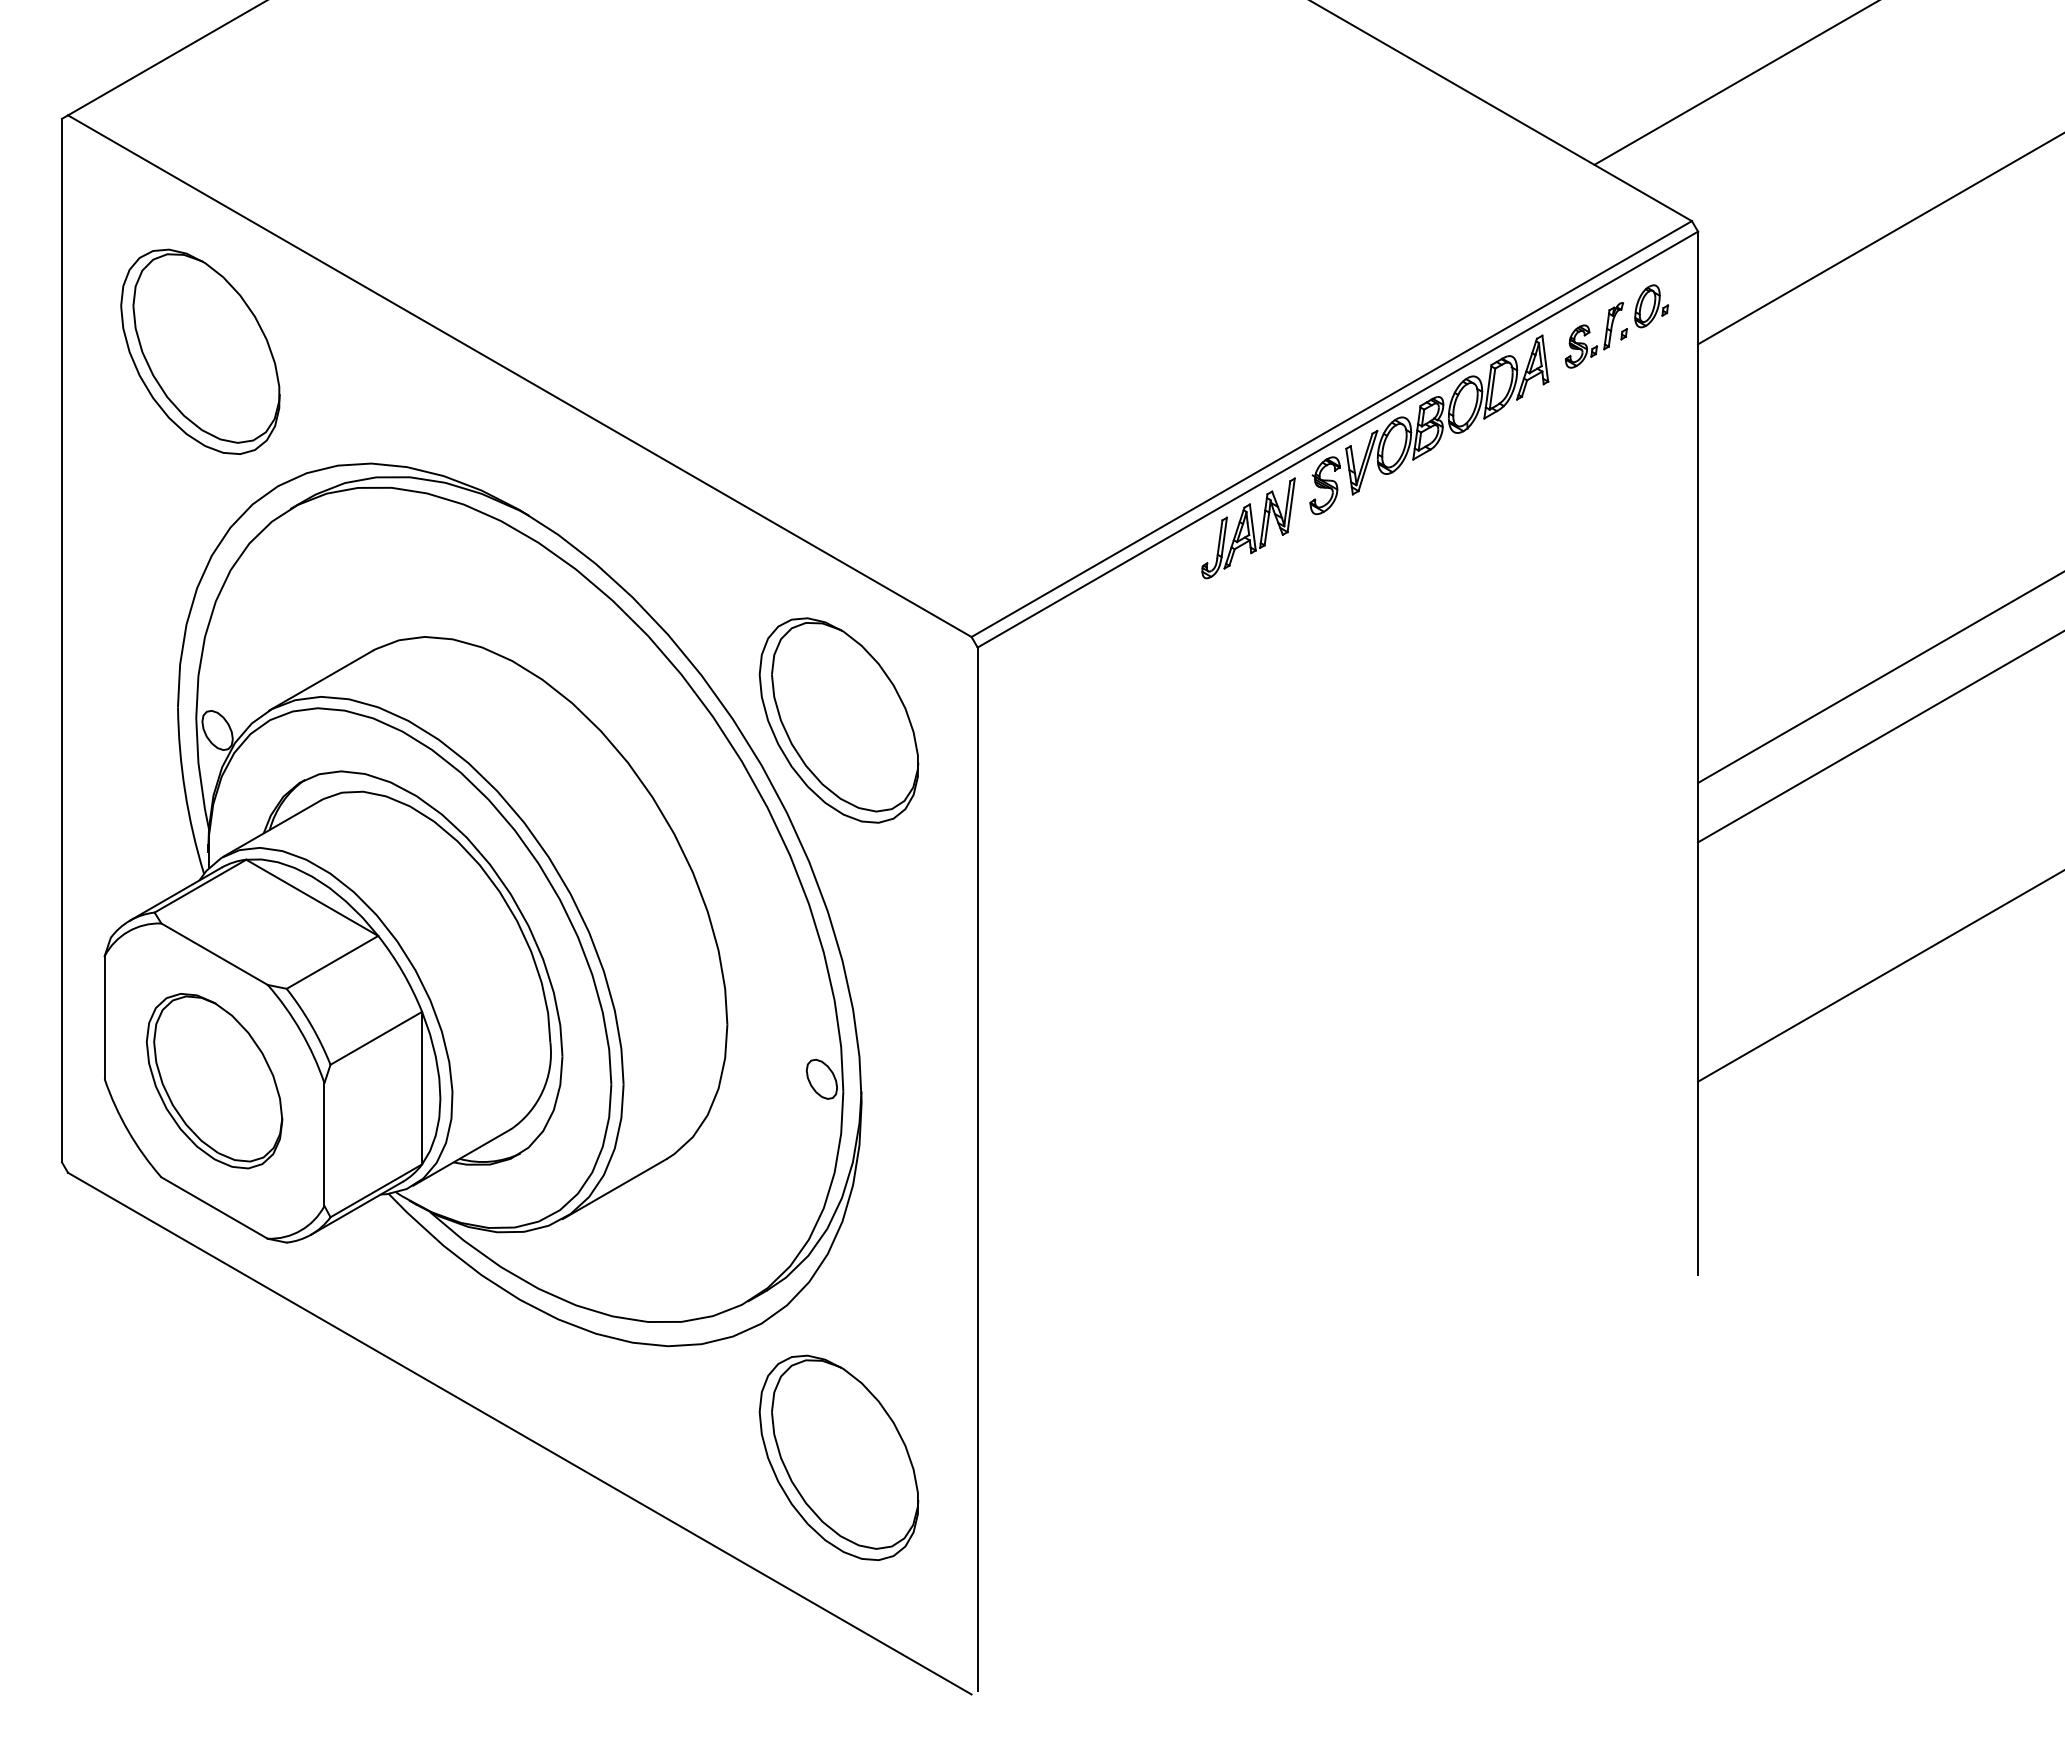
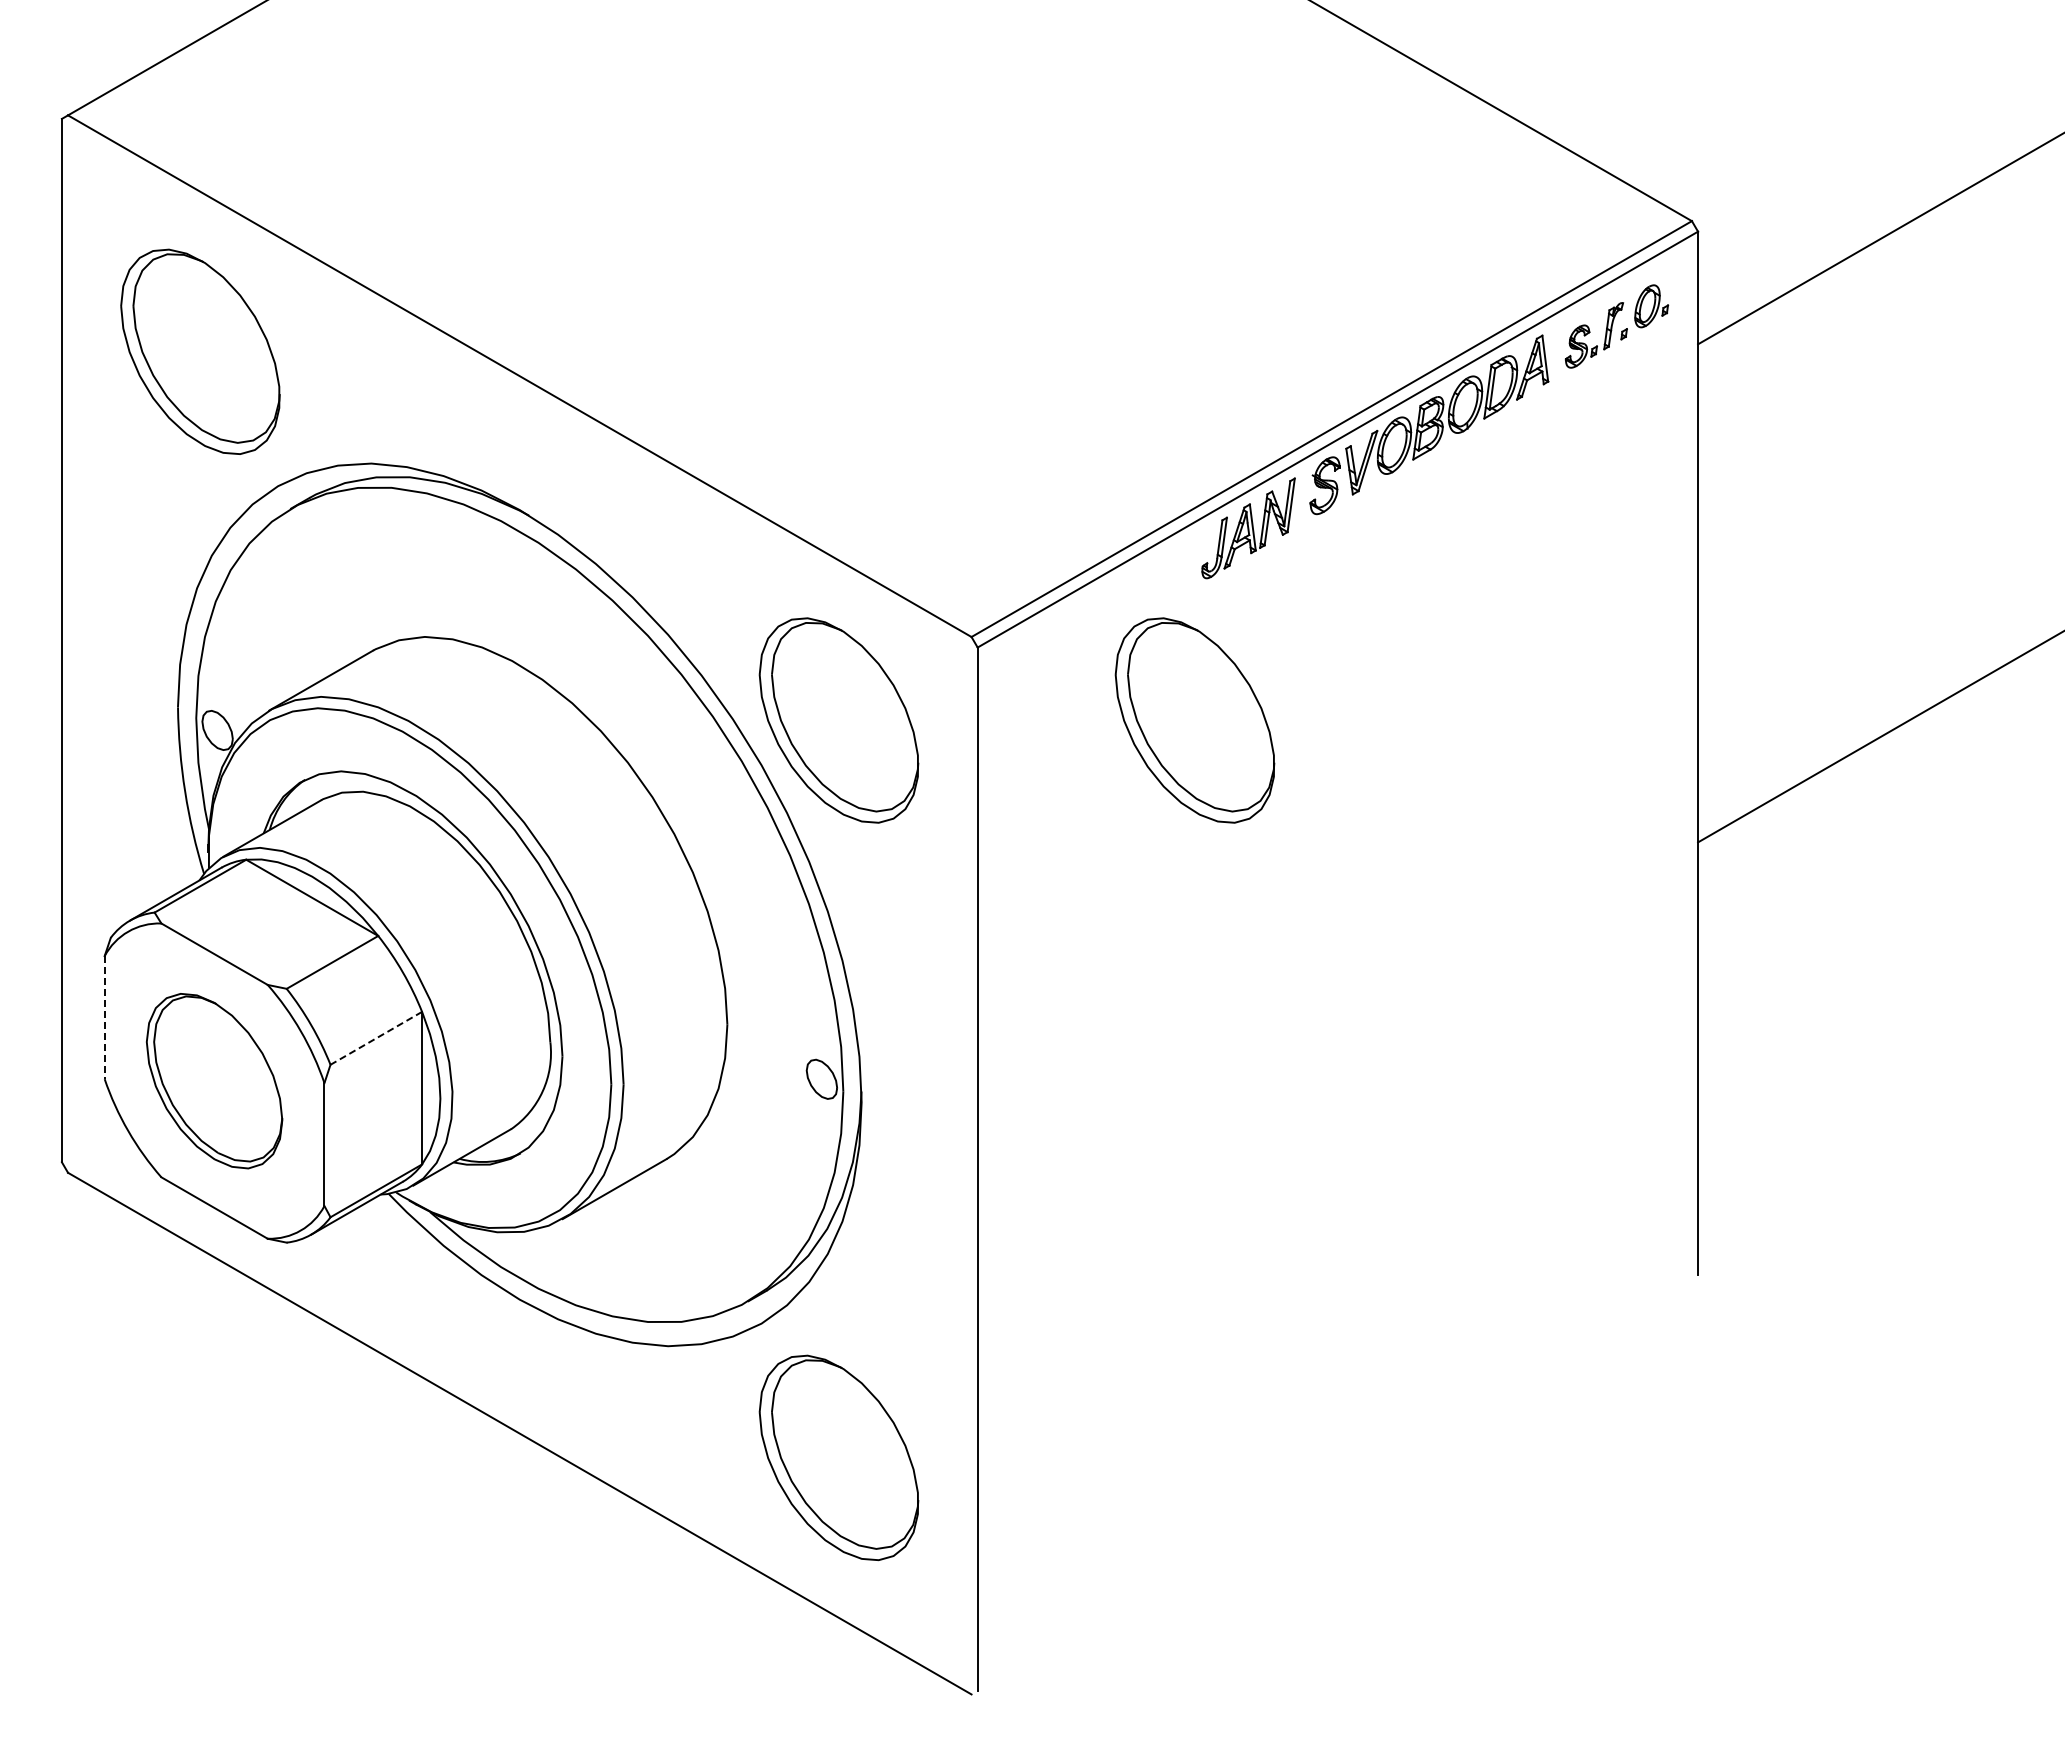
line: present -> none (1734, 83)
line: present -> none (1879, 678)
part: none -> present (1194, 720)
line: present -> none (1879, 976)
line: solid -> dashed (104, 1018)
line: solid -> dashed (376, 1038)
